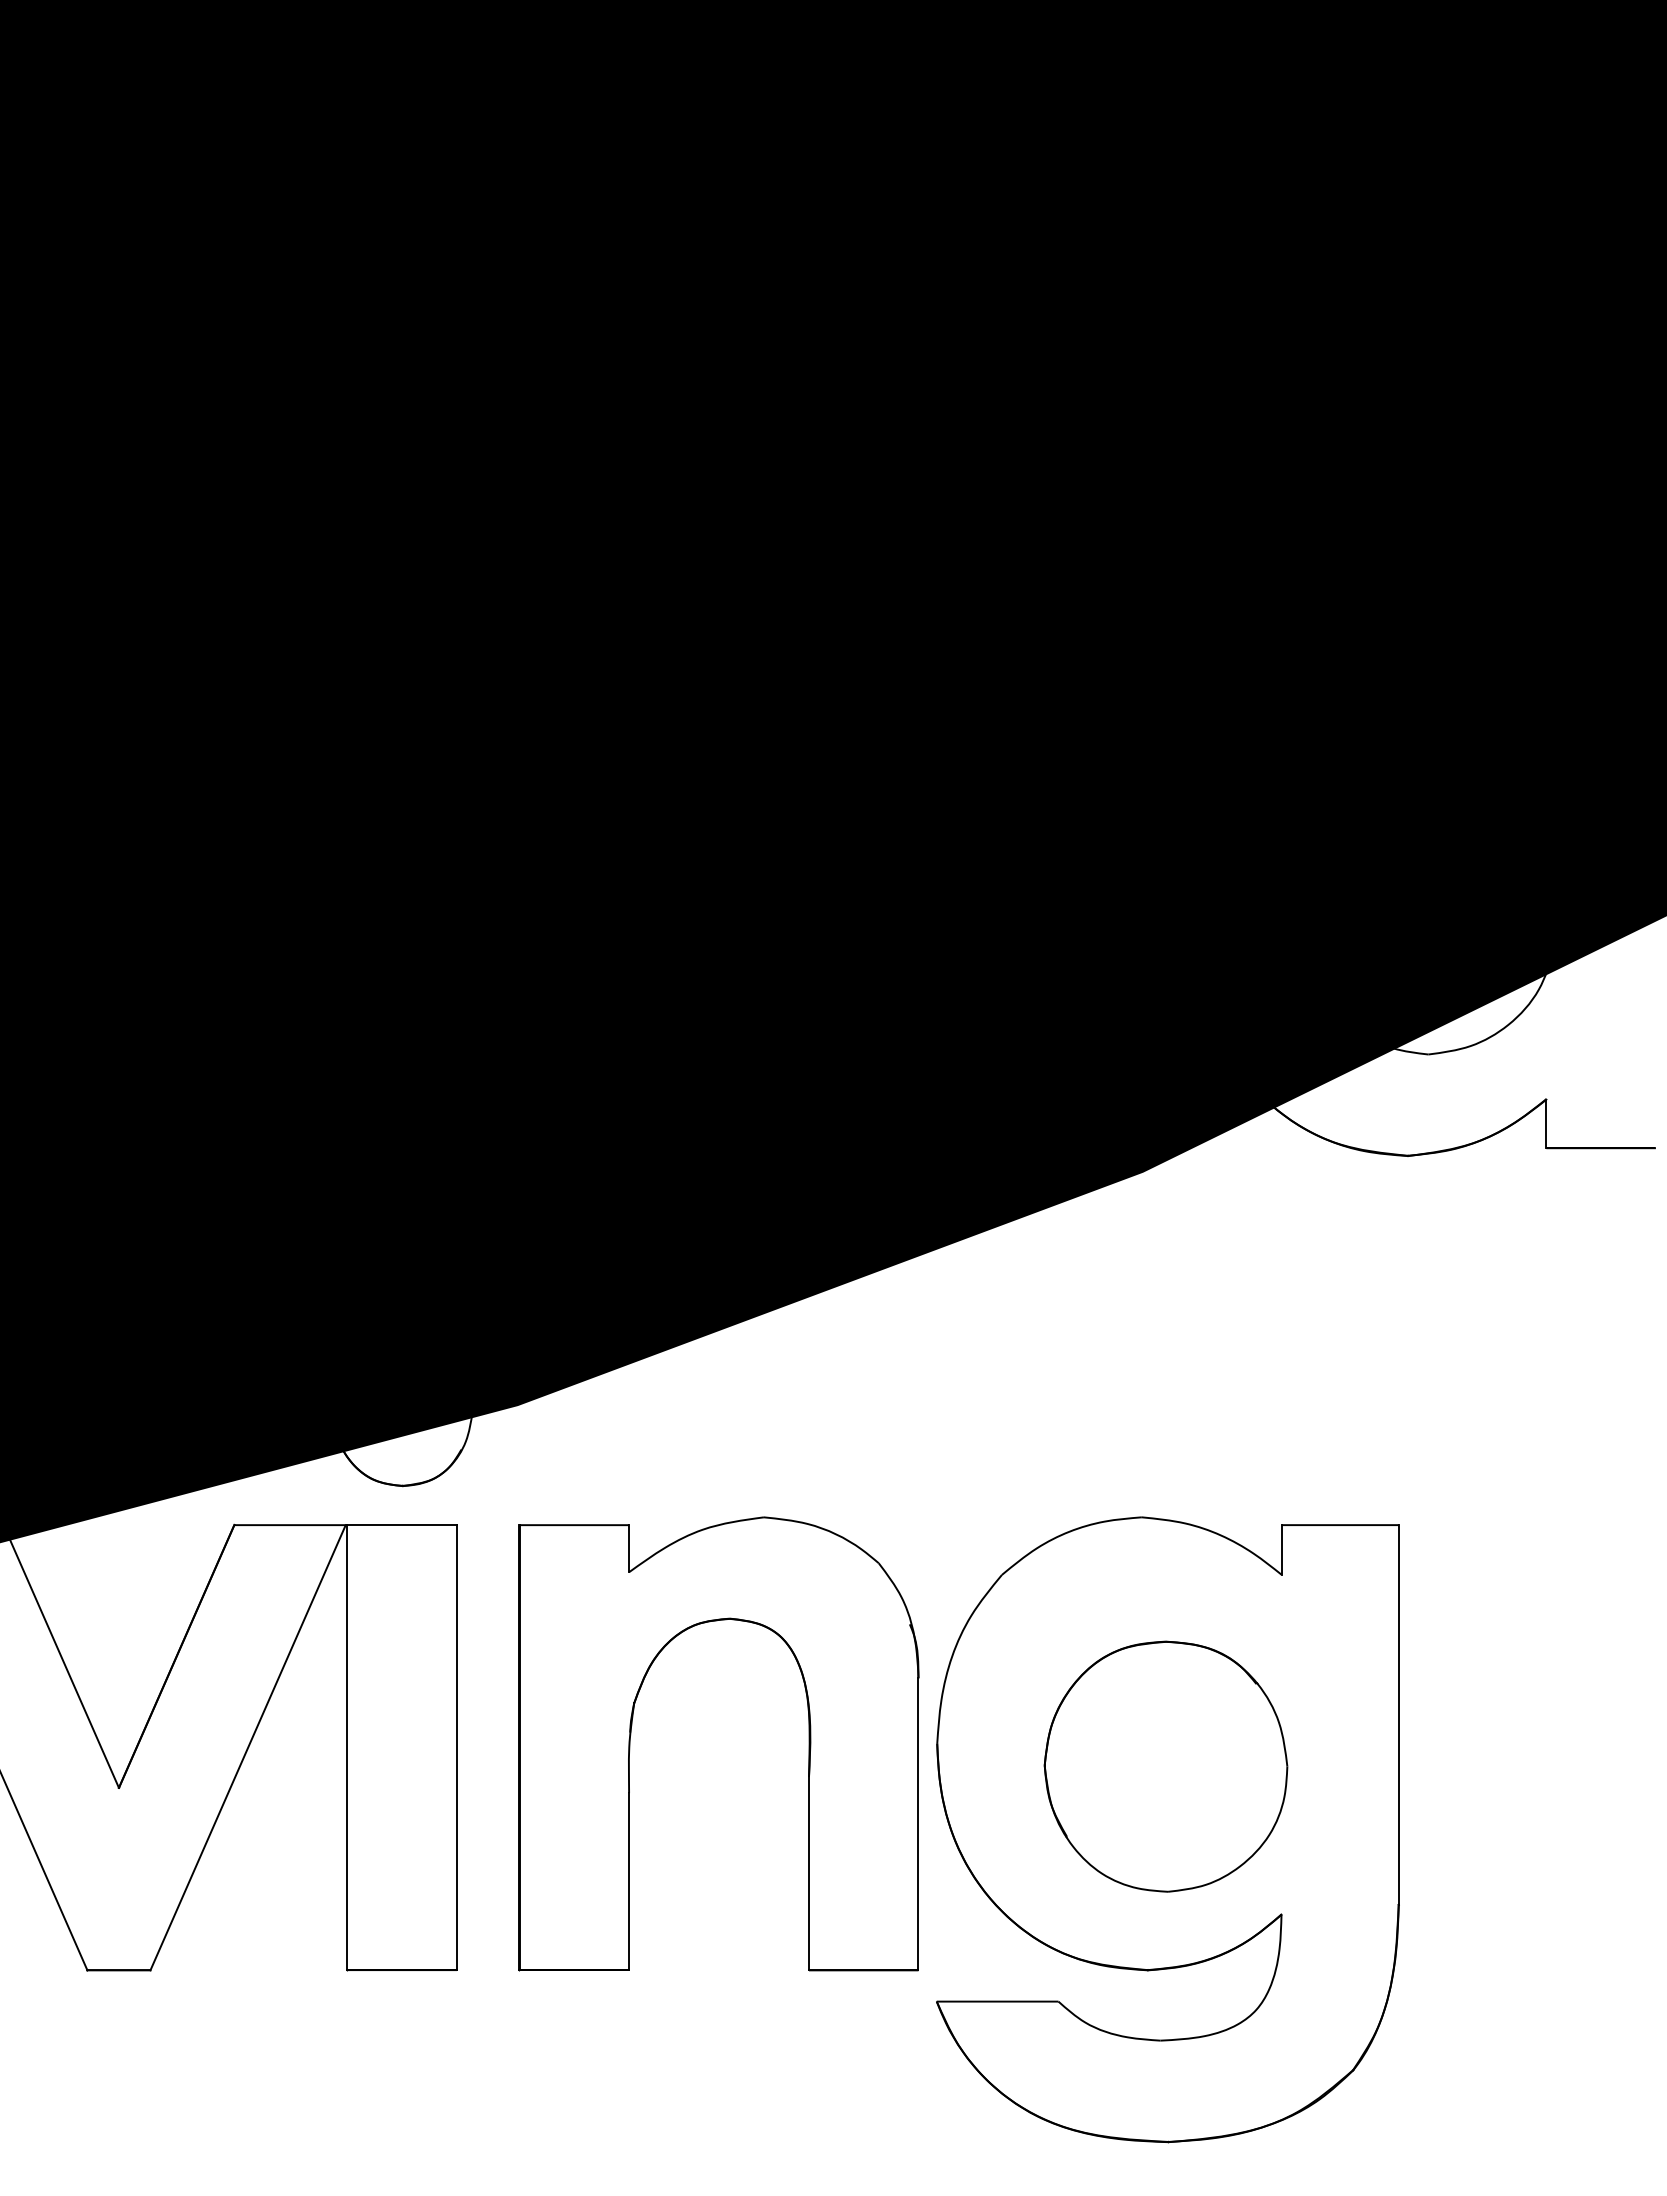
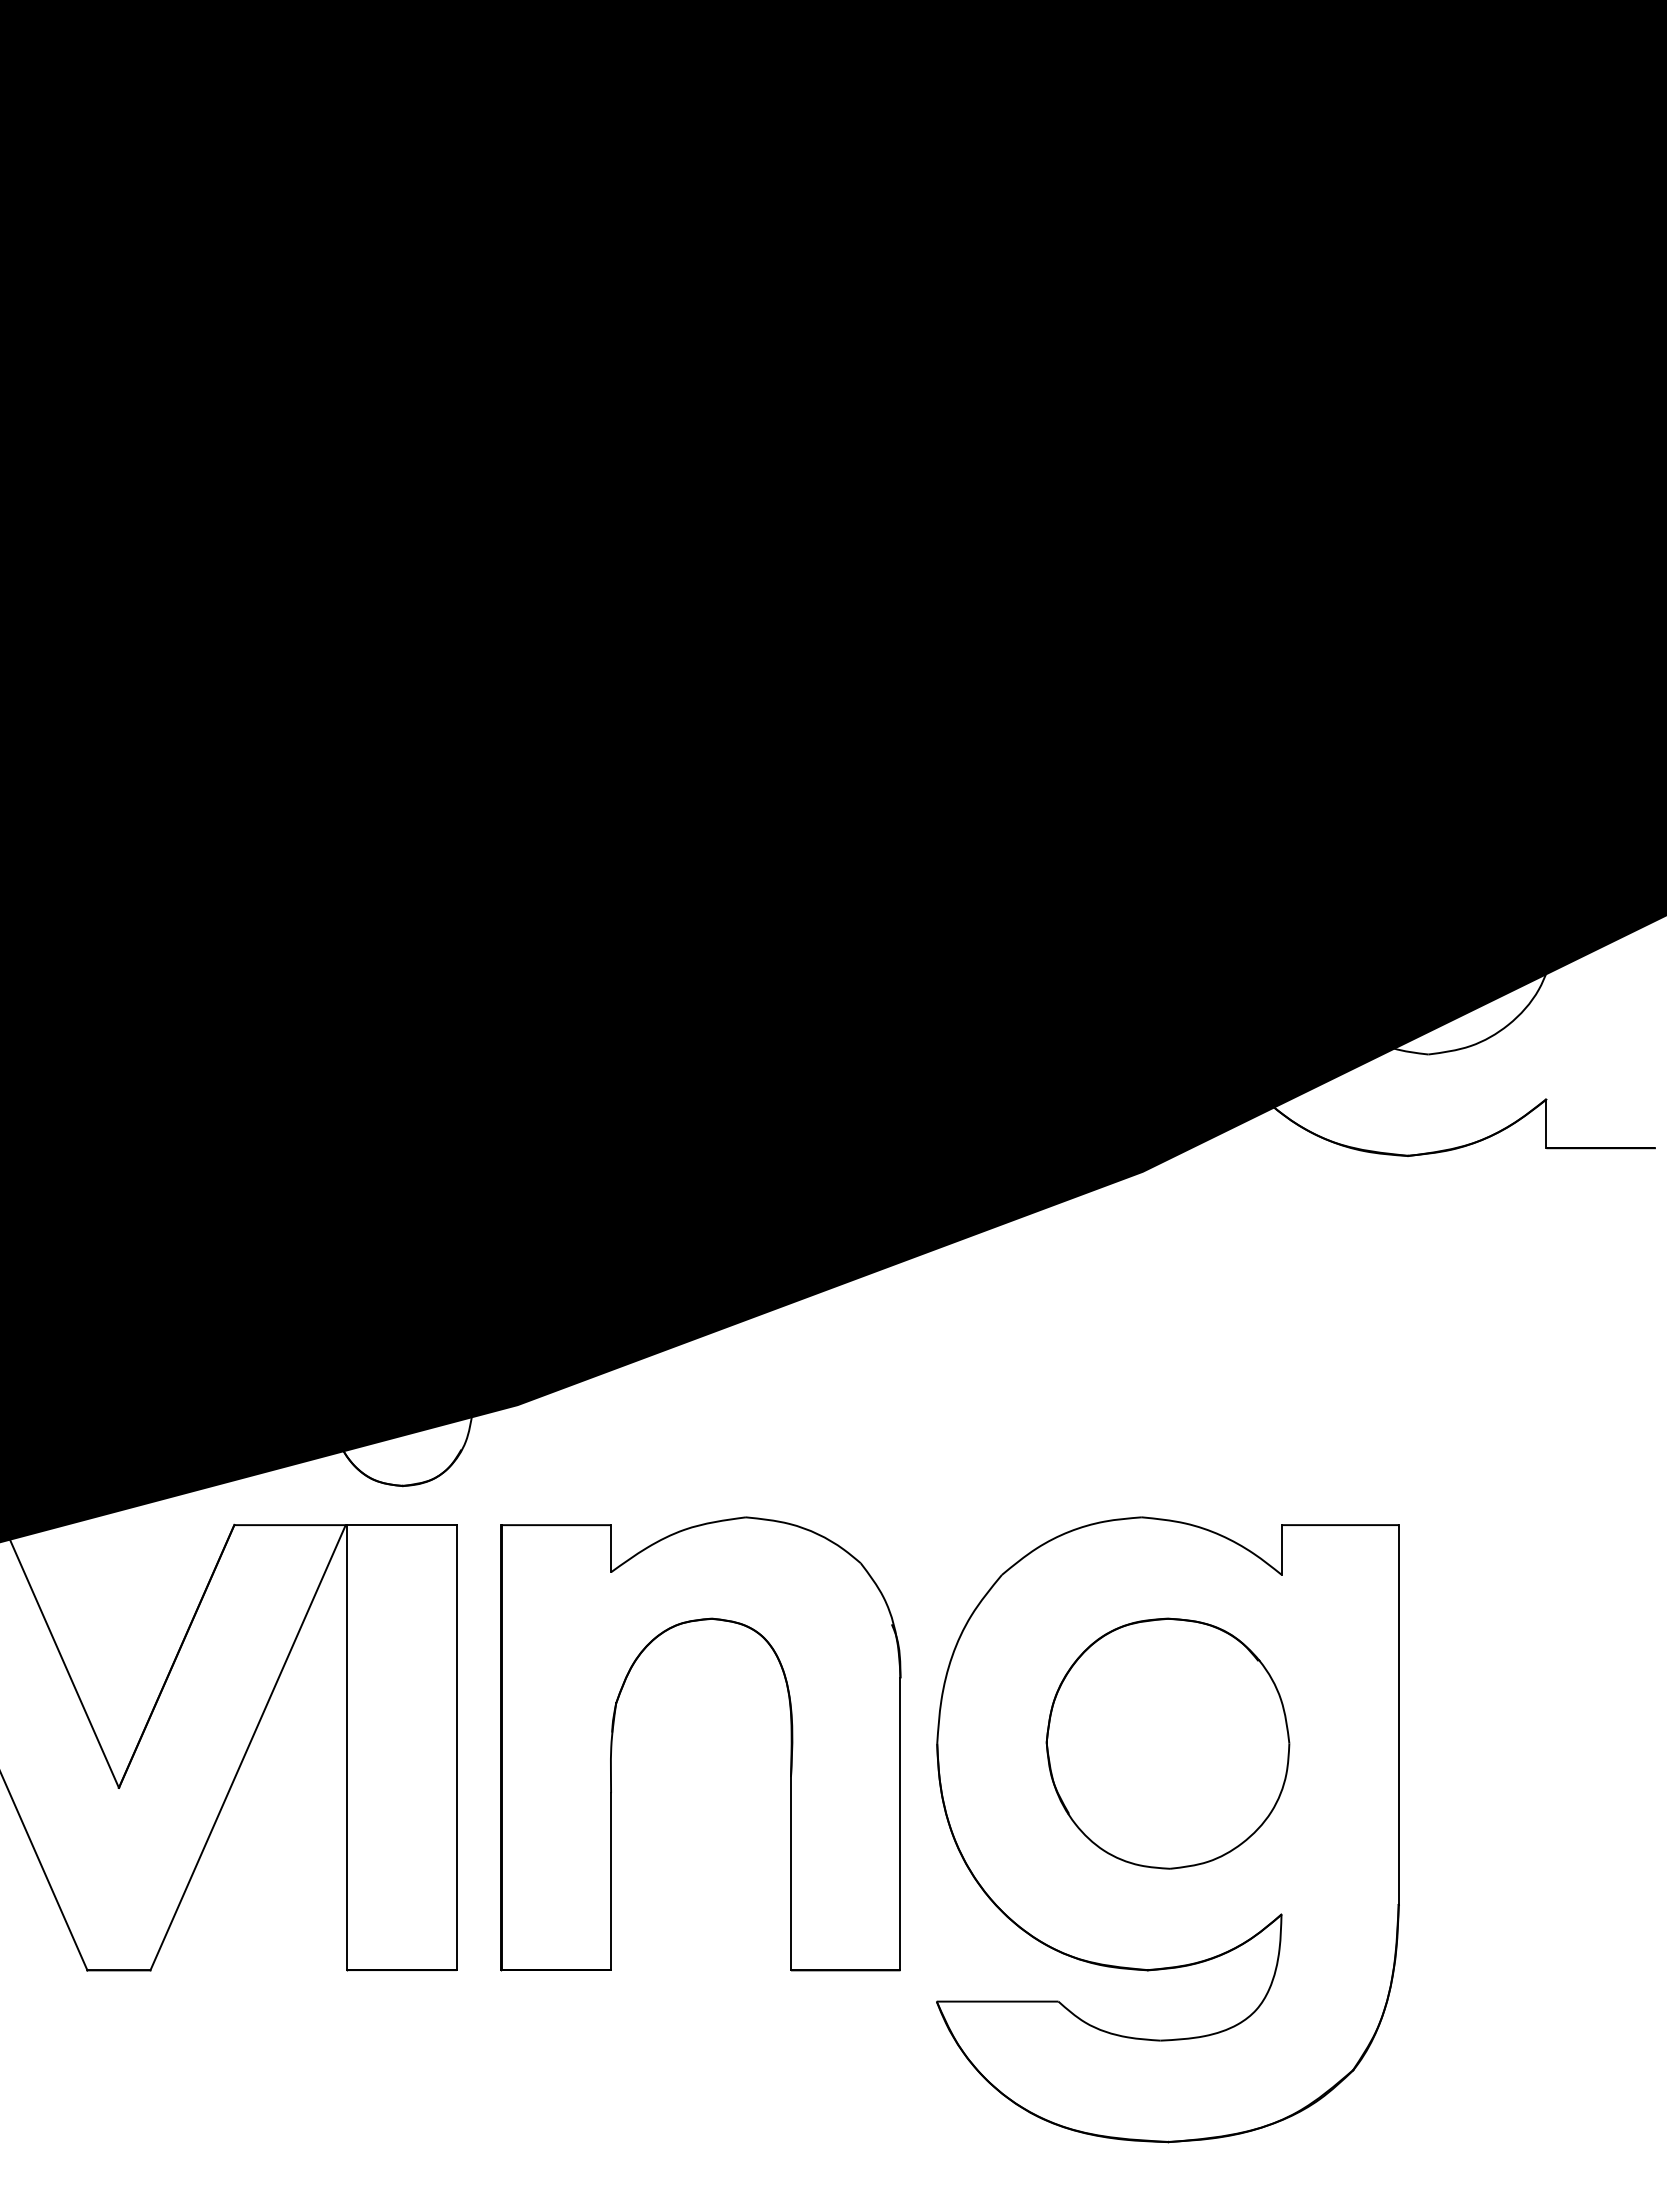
part position: (631, 1735) -> (613, 1735) (613, 1735)
part position: (1165, 1766) -> (1167, 1743) (1167, 1743)
